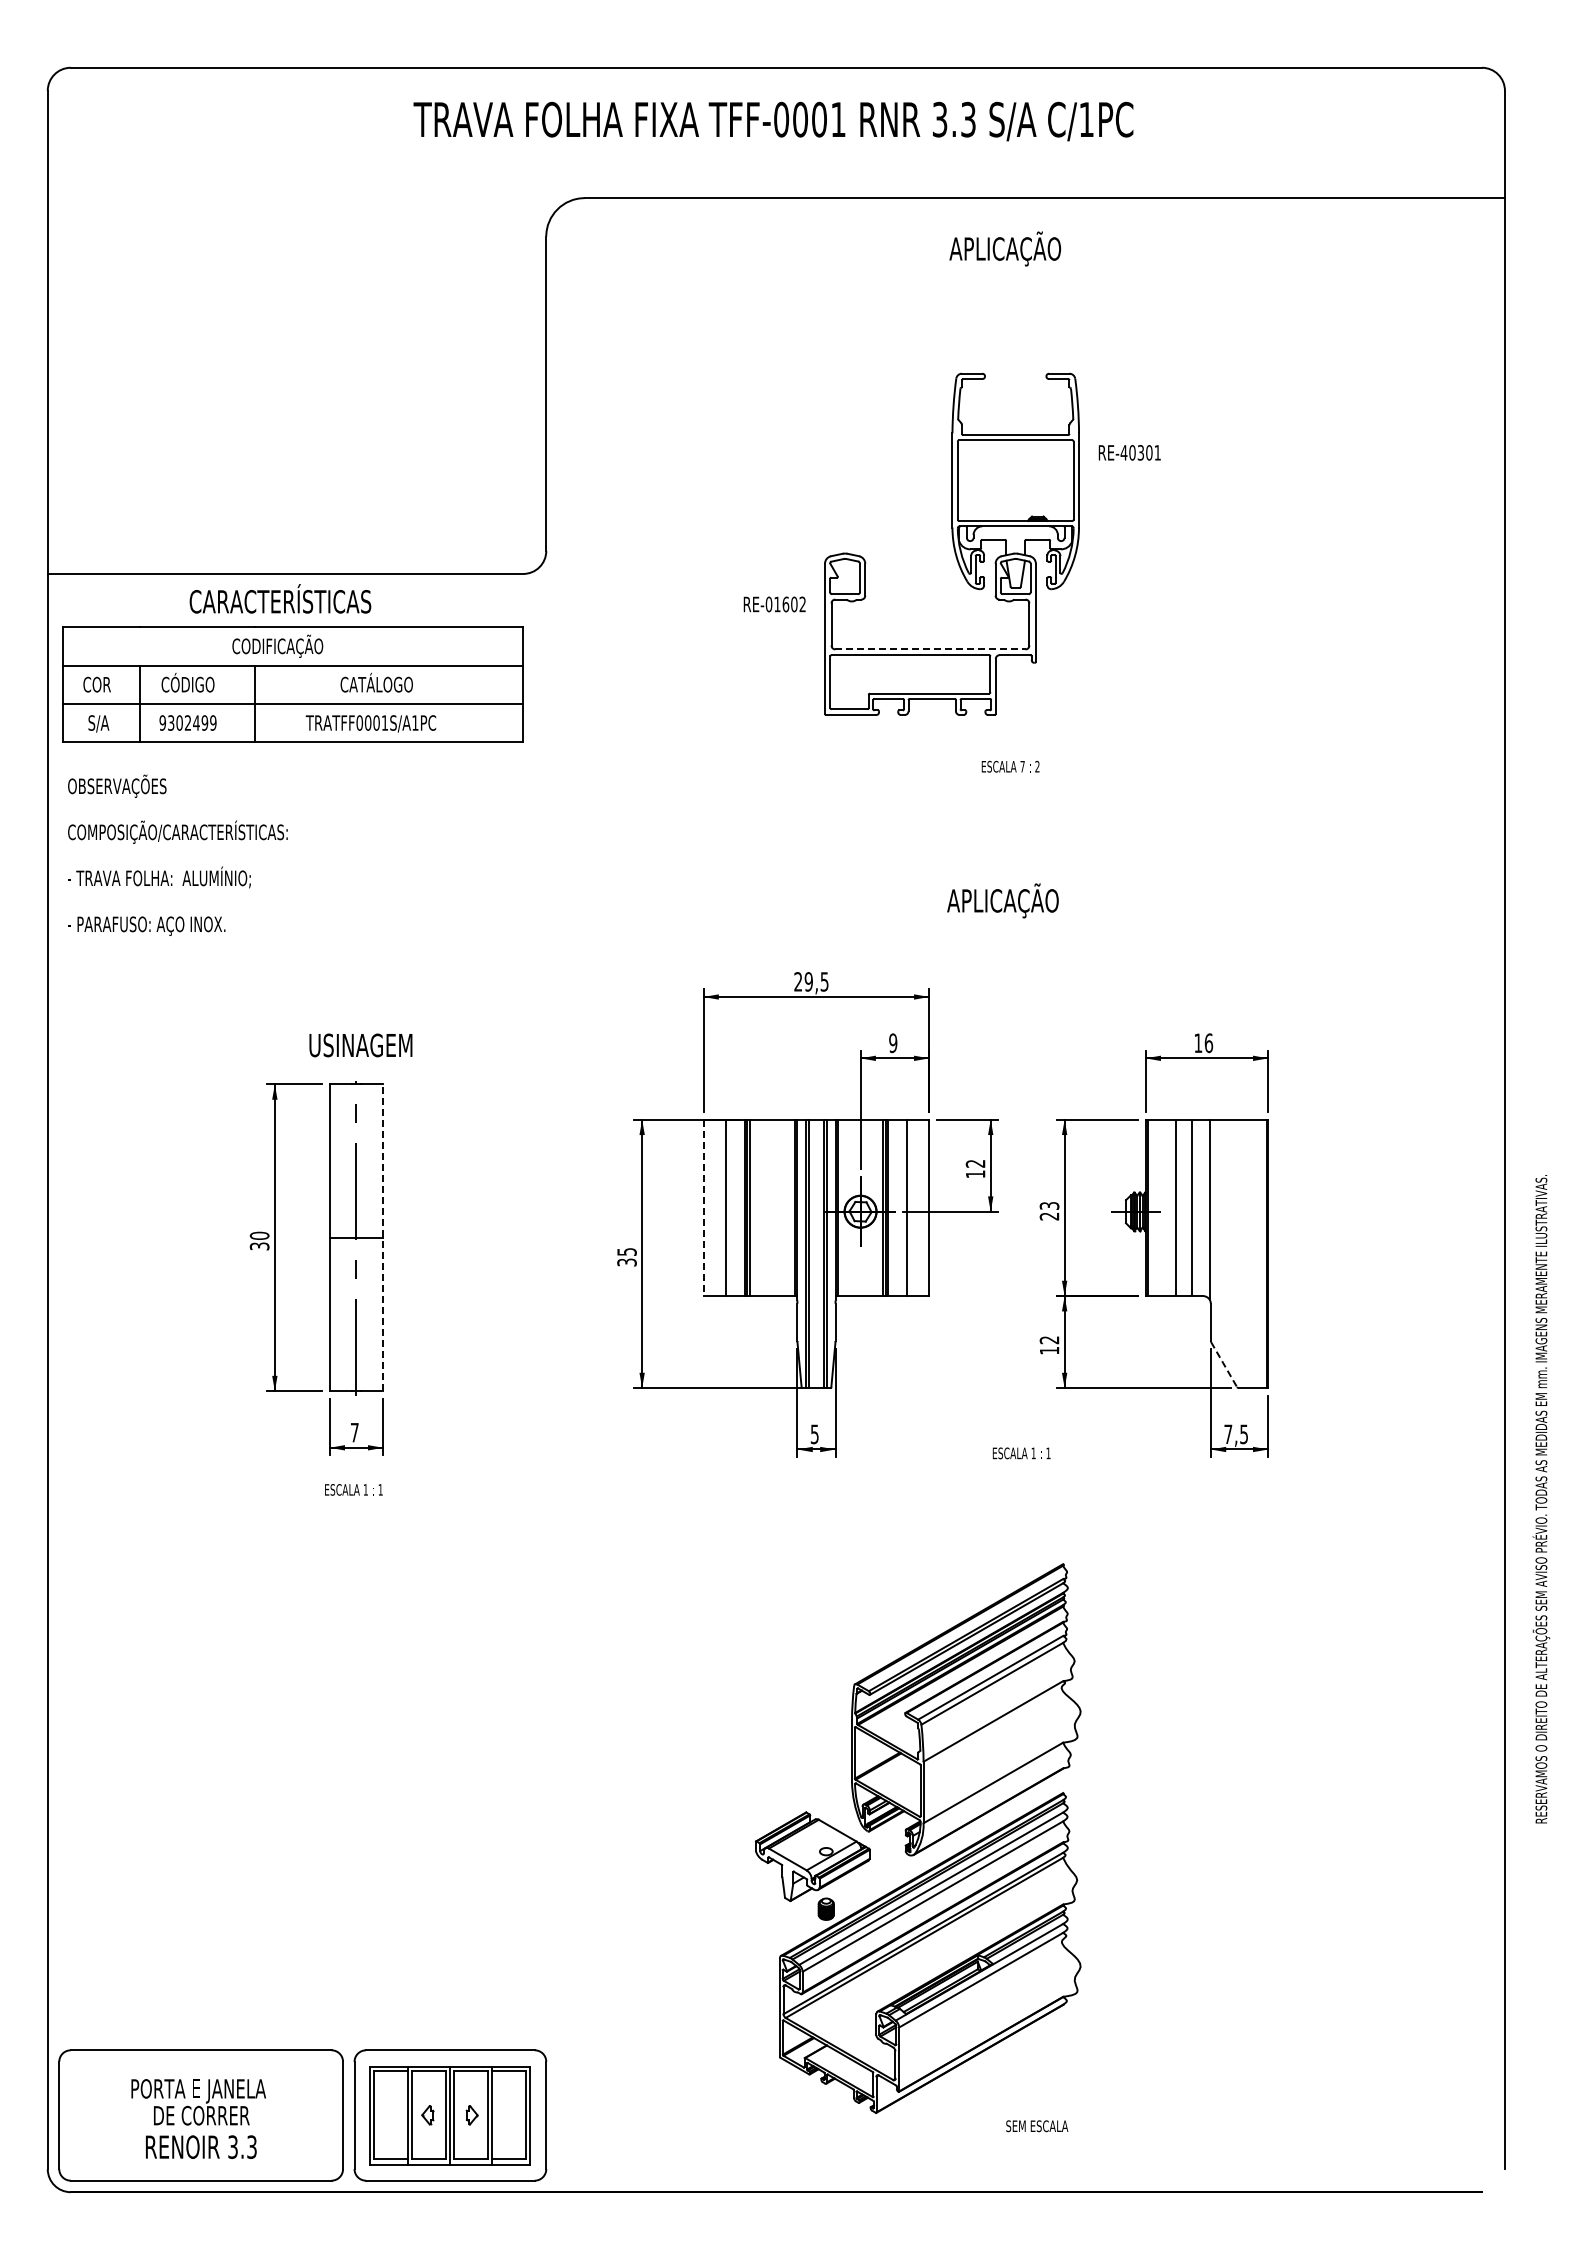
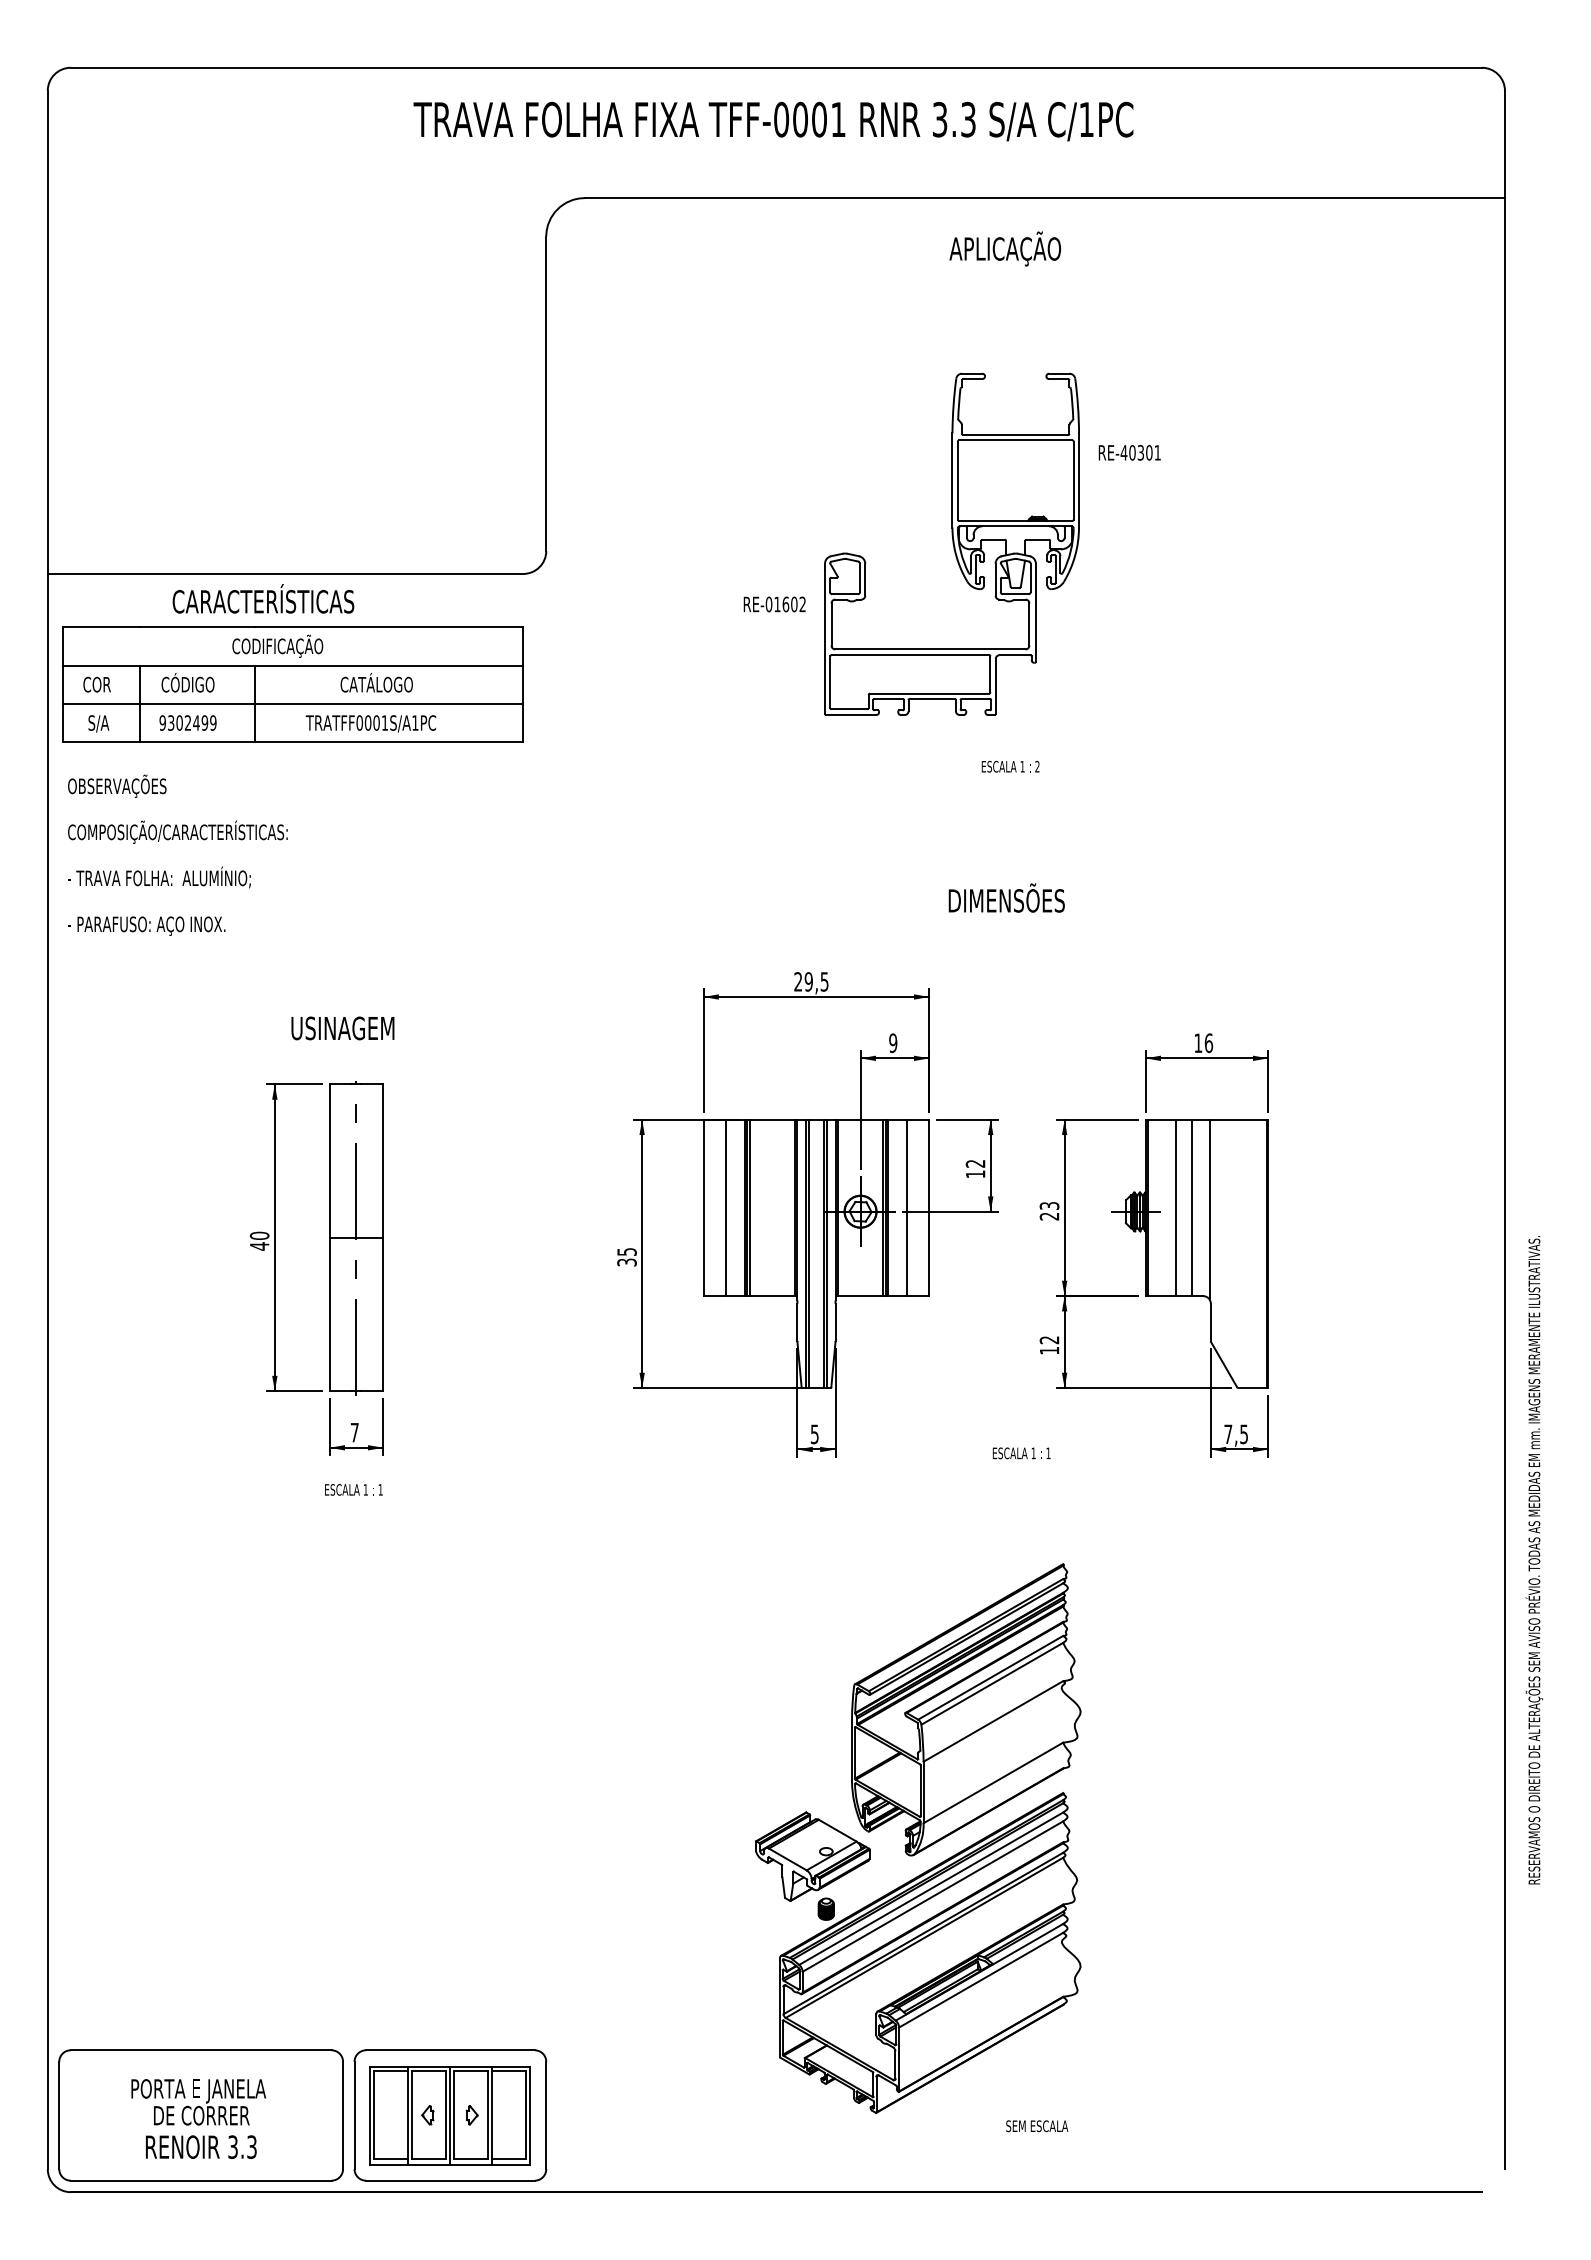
text position: (280, 598) -> (263, 598) (263, 598)
line: dashed -> solid (930, 649)
text: 7 -> 1 (1022, 766)
text: APLICAÇÃO -> DIMENSÕES (1005, 900)
text position: (360, 1045) -> (342, 1028) (342, 1028)
line: dashed -> solid (703, 1208)
line: dashed -> solid (383, 1237)
text: 30 -> 40 (259, 1246)
line: dashed -> solid (1224, 1364)
text position: (1541, 1499) -> (1534, 1560) (1534, 1560)
